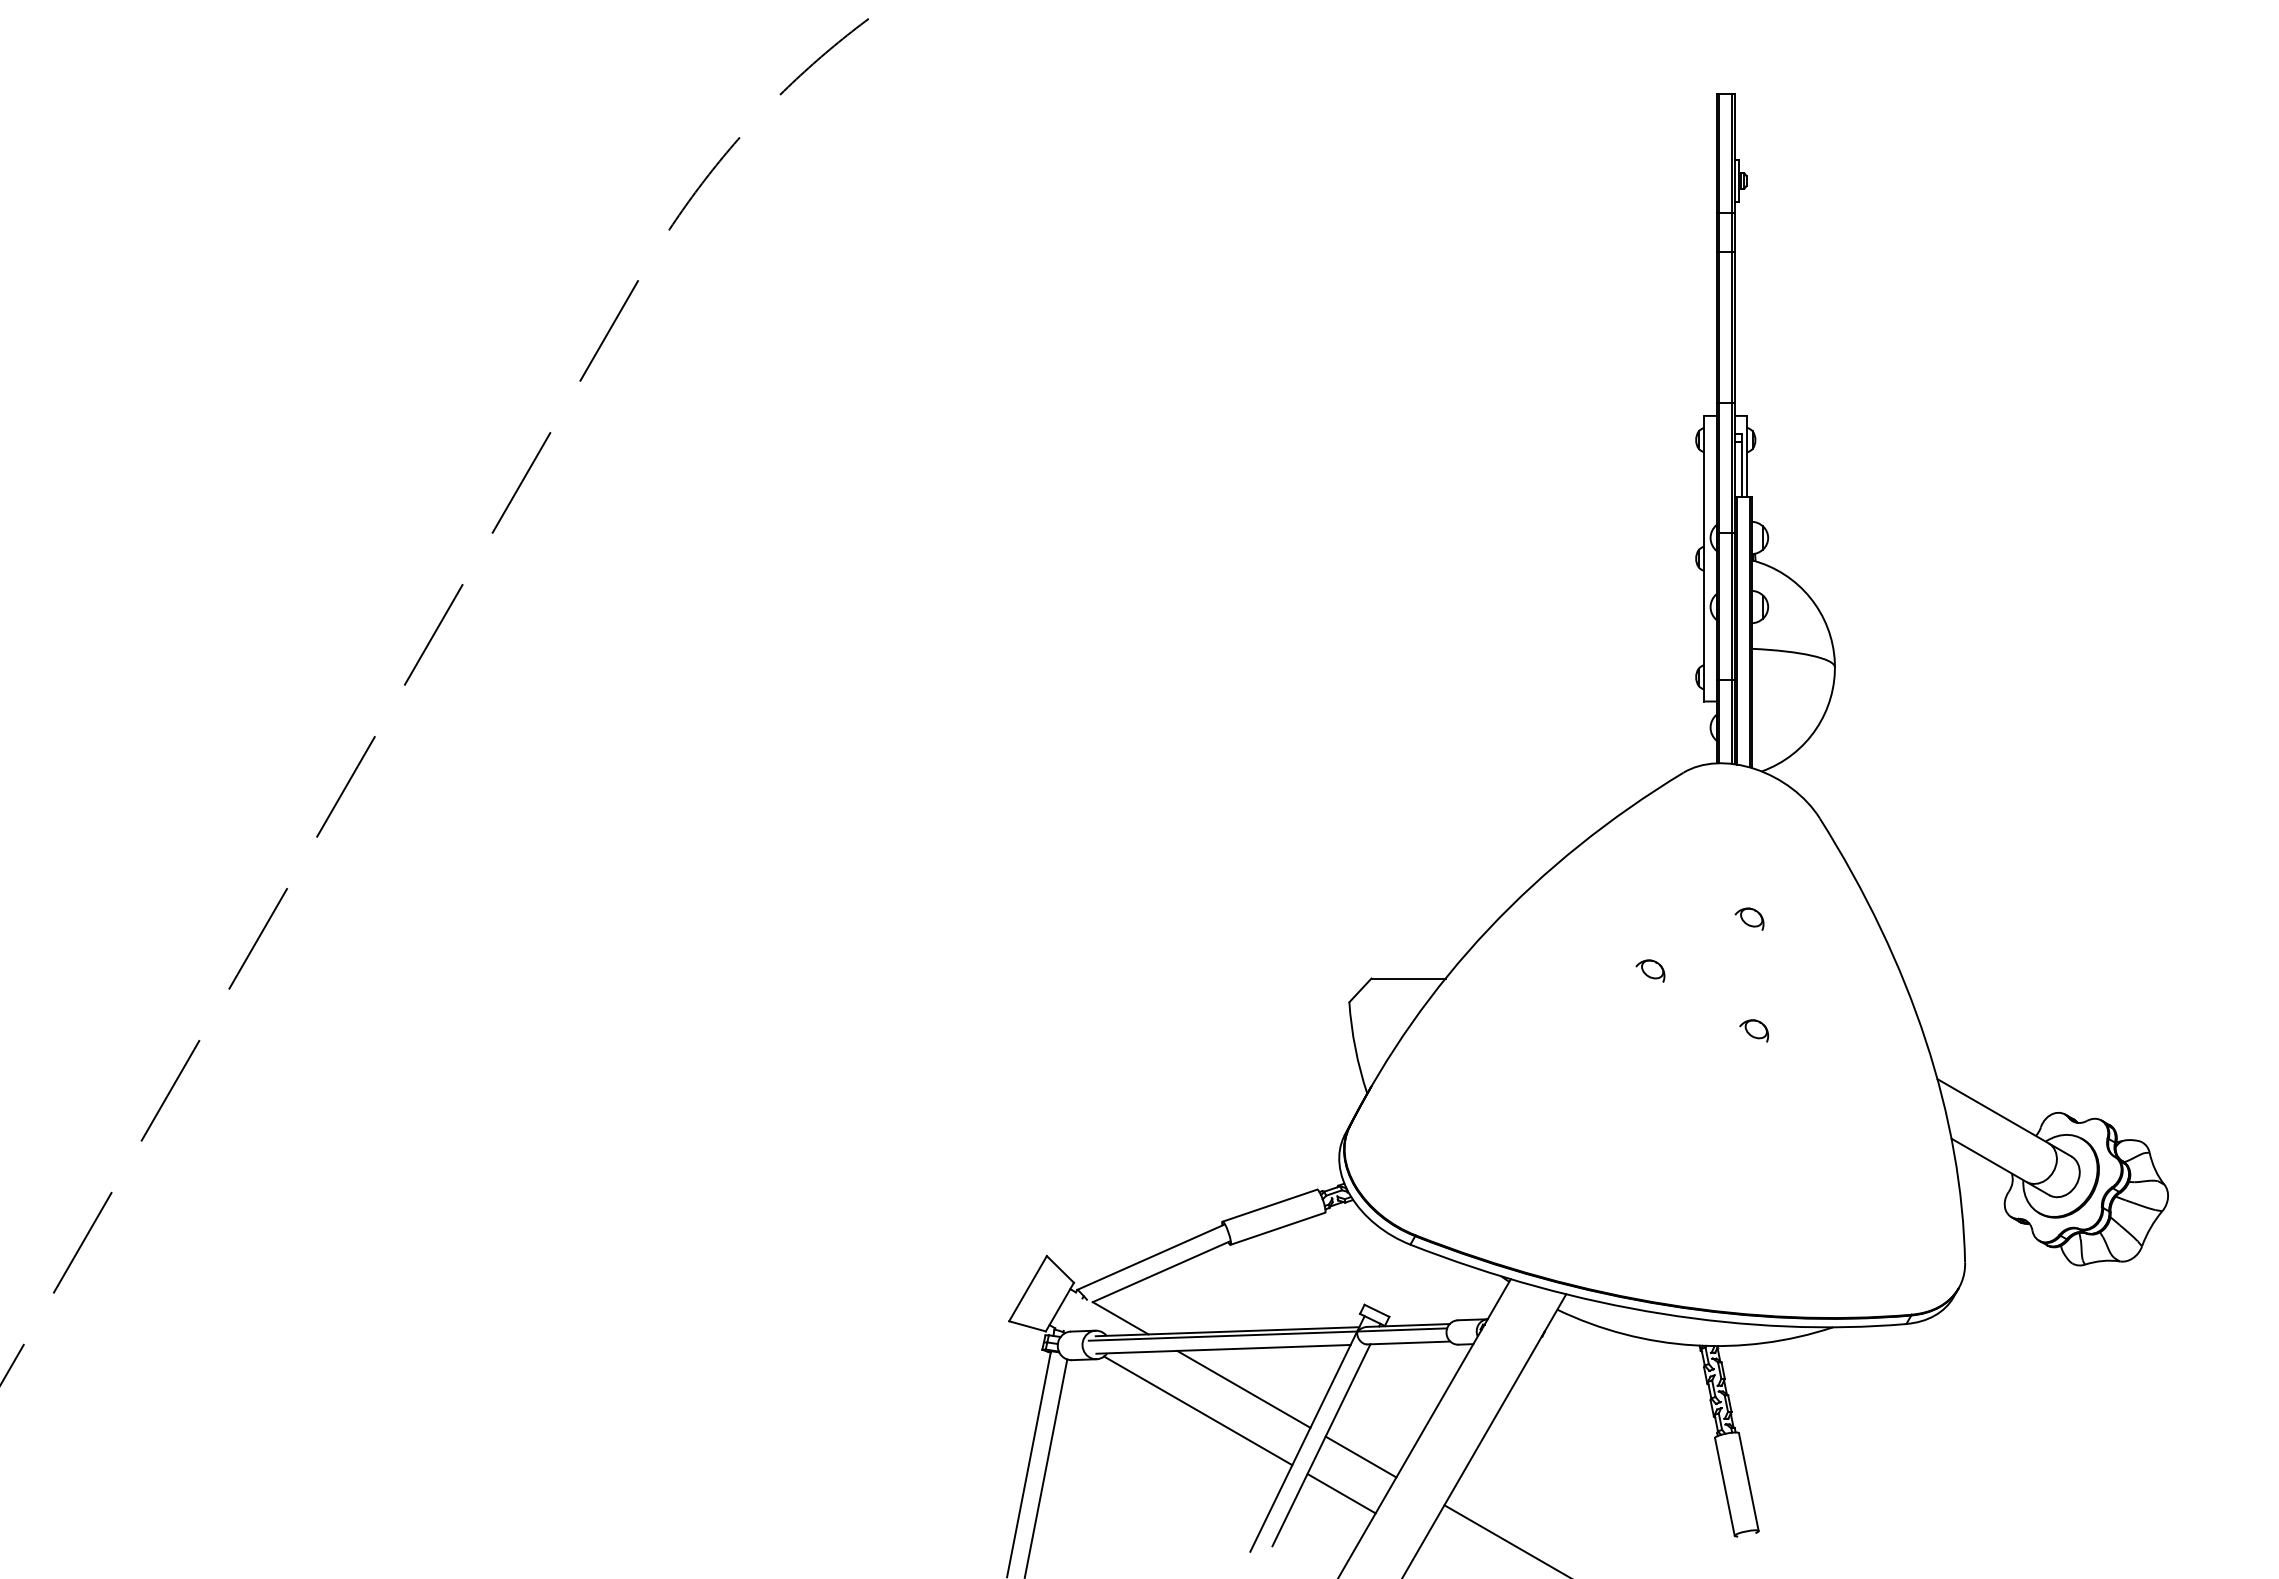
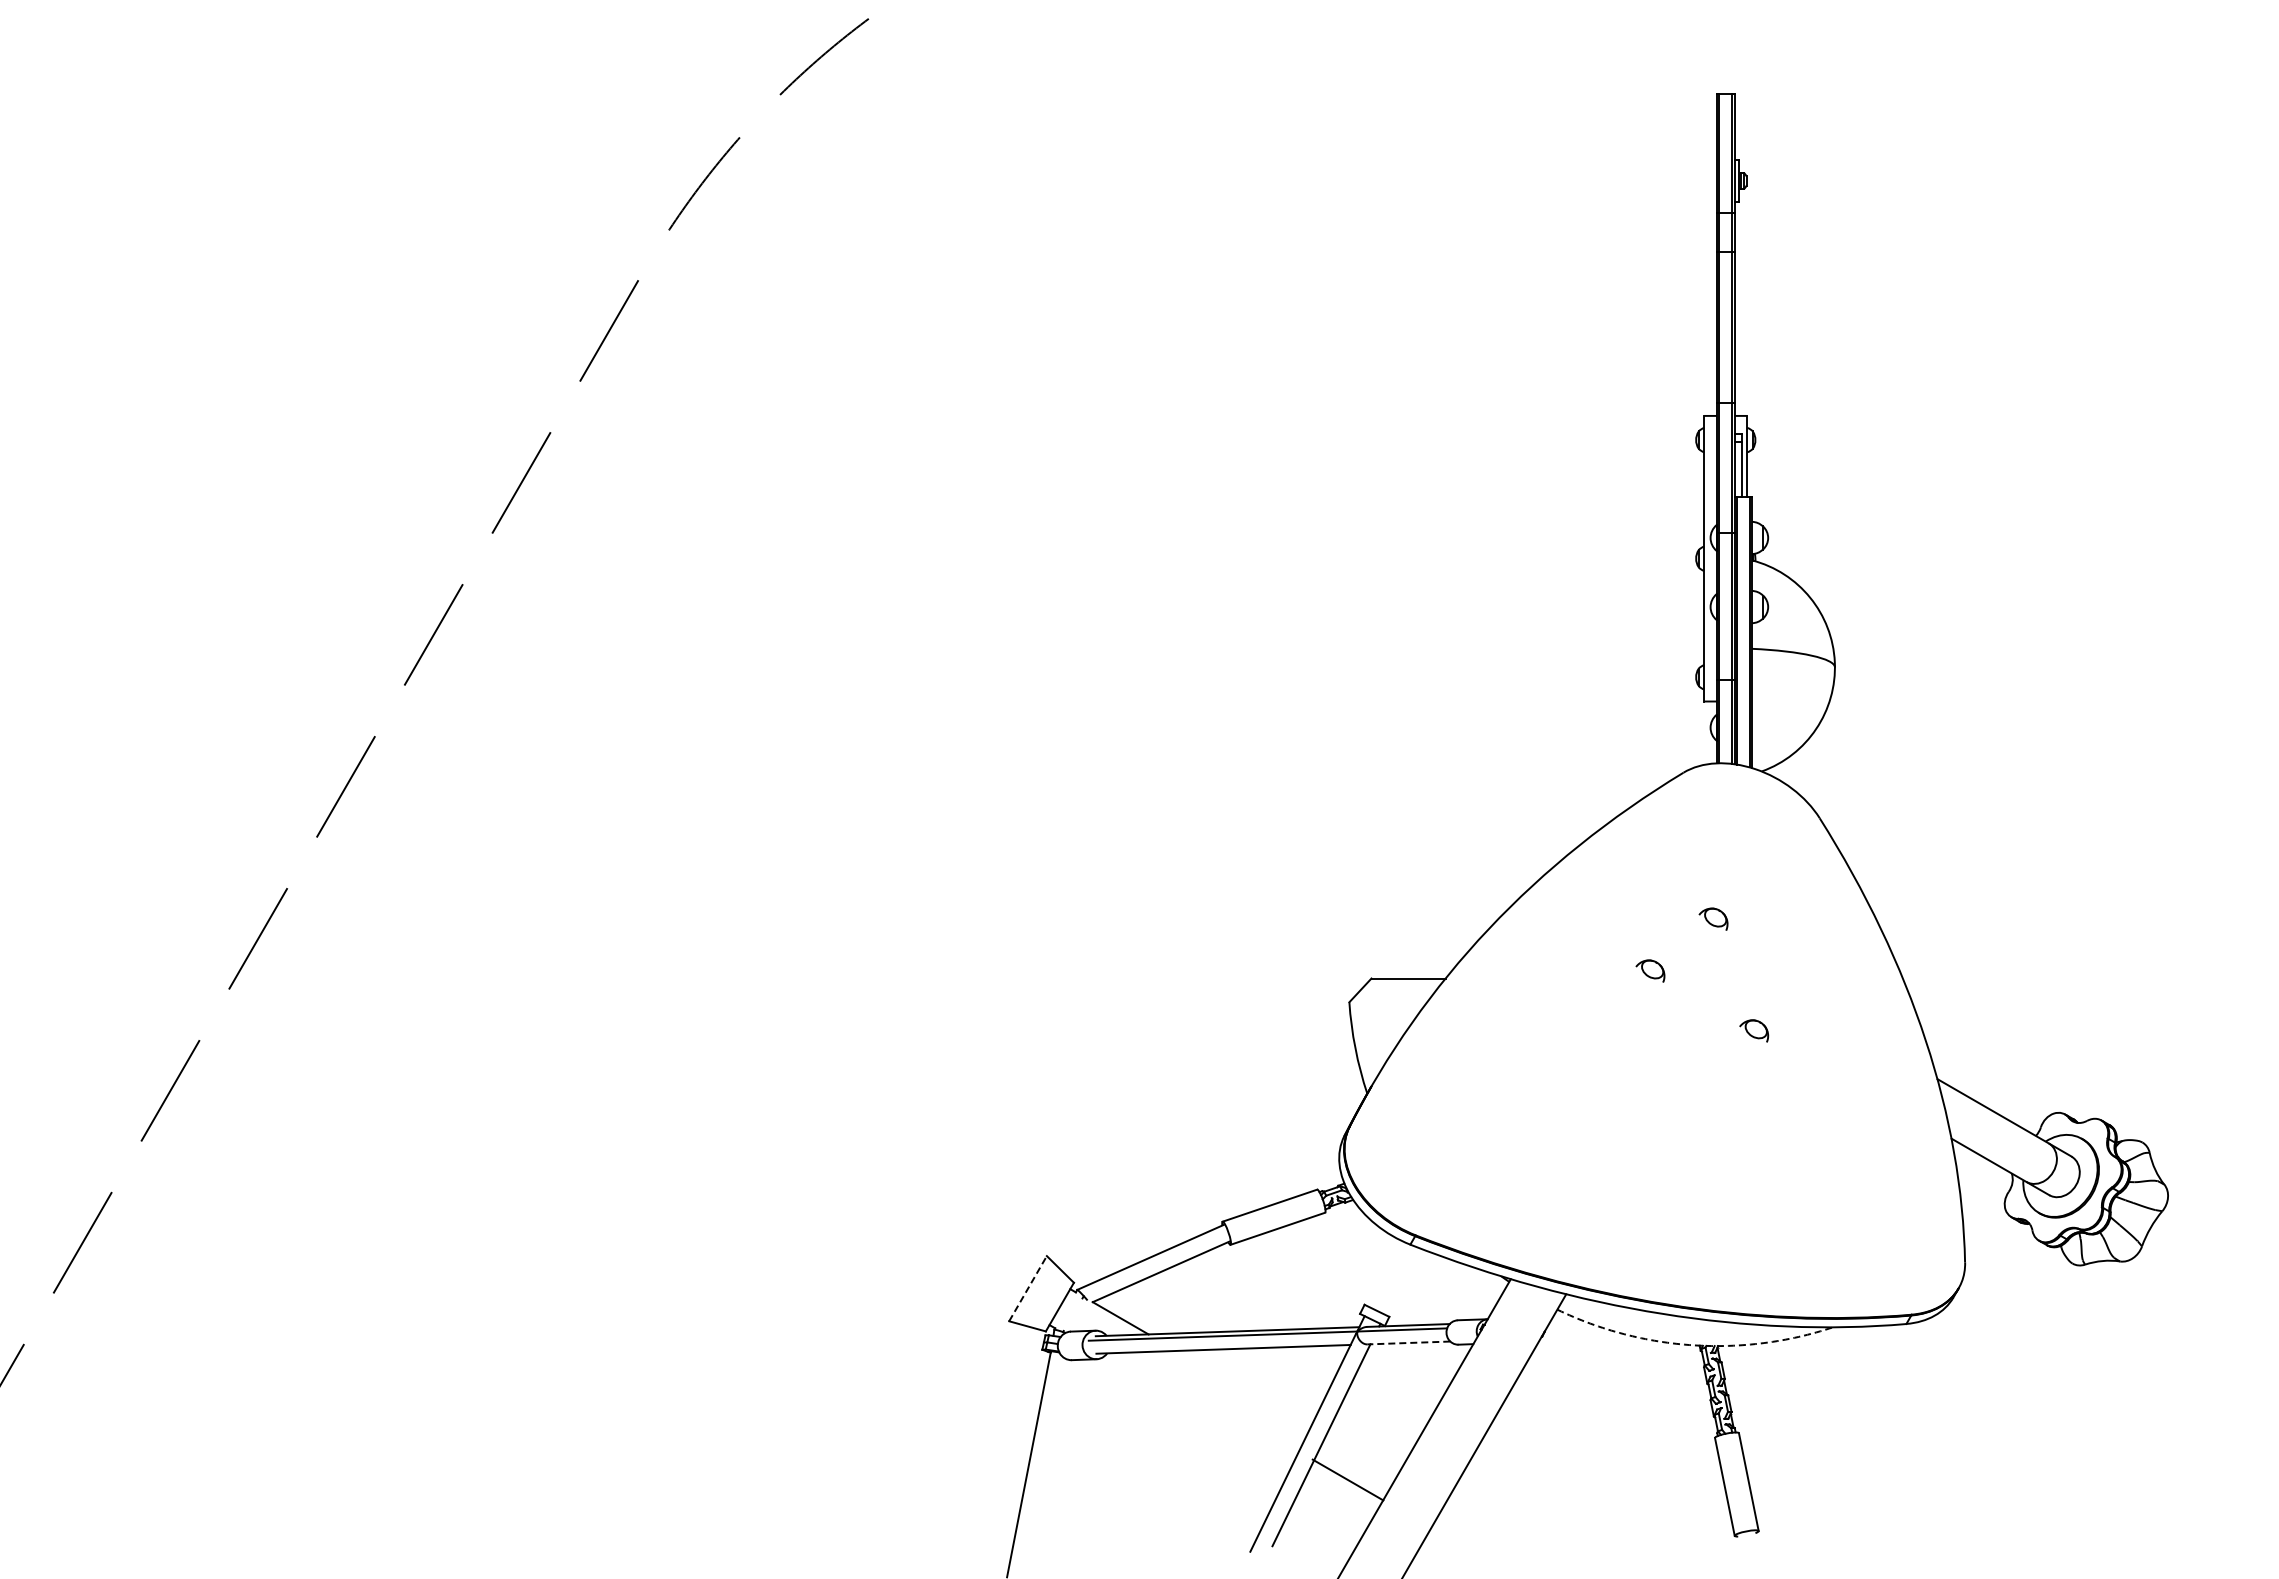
part position: (1749, 918) -> (1713, 918) (1713, 918)
line: solid -> dashed (1028, 1288)
line: solid -> dashed (1408, 1342)
arc: solid -> dashed (1693, 1345)
line: present -> none (1243, 1388)
line: present -> none (1198, 1410)
line position: (1360, 1456) -> (1347, 1479) (1347, 1479)
line: present -> none (1046, 1467)
line: present -> none (1341, 1493)
line: present -> none (1505, 1540)
